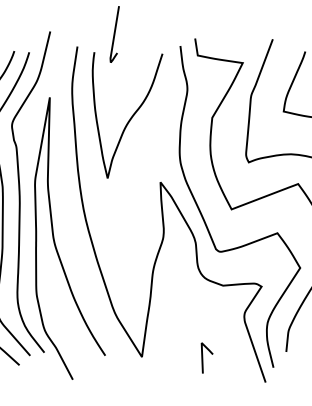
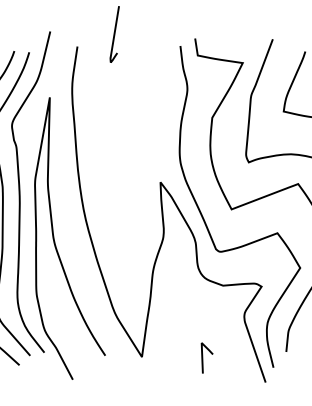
curve: present -> none (130, 117)
